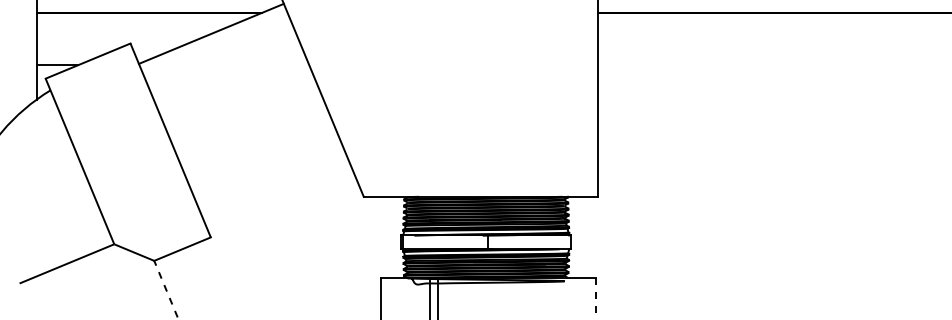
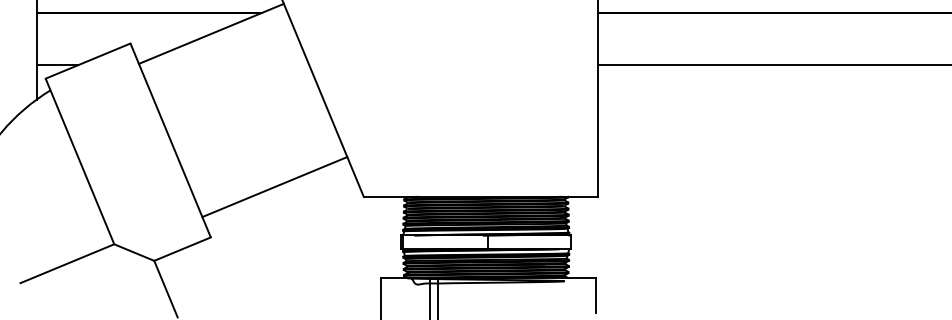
line: none -> present (773, 65)
line: none -> present (274, 187)
line: dashed -> solid (165, 289)
line: dashed -> solid (596, 295)
